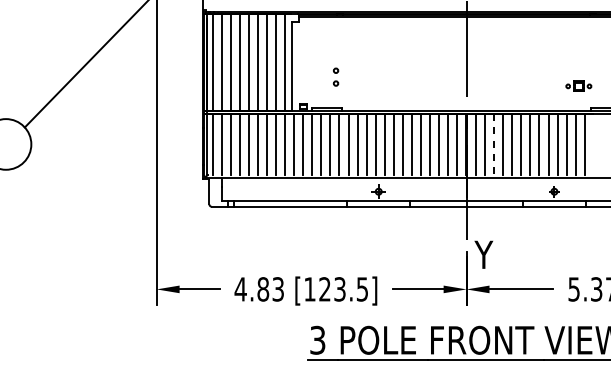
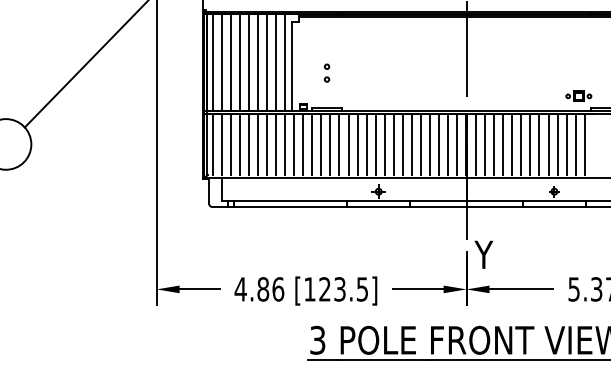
part position: (335, 76) -> (326, 72) (326, 72)
part position: (578, 85) -> (578, 95) (578, 95)
line: dashed -> solid (494, 144)
text: 4.83 -> 4.86 (278, 289)
